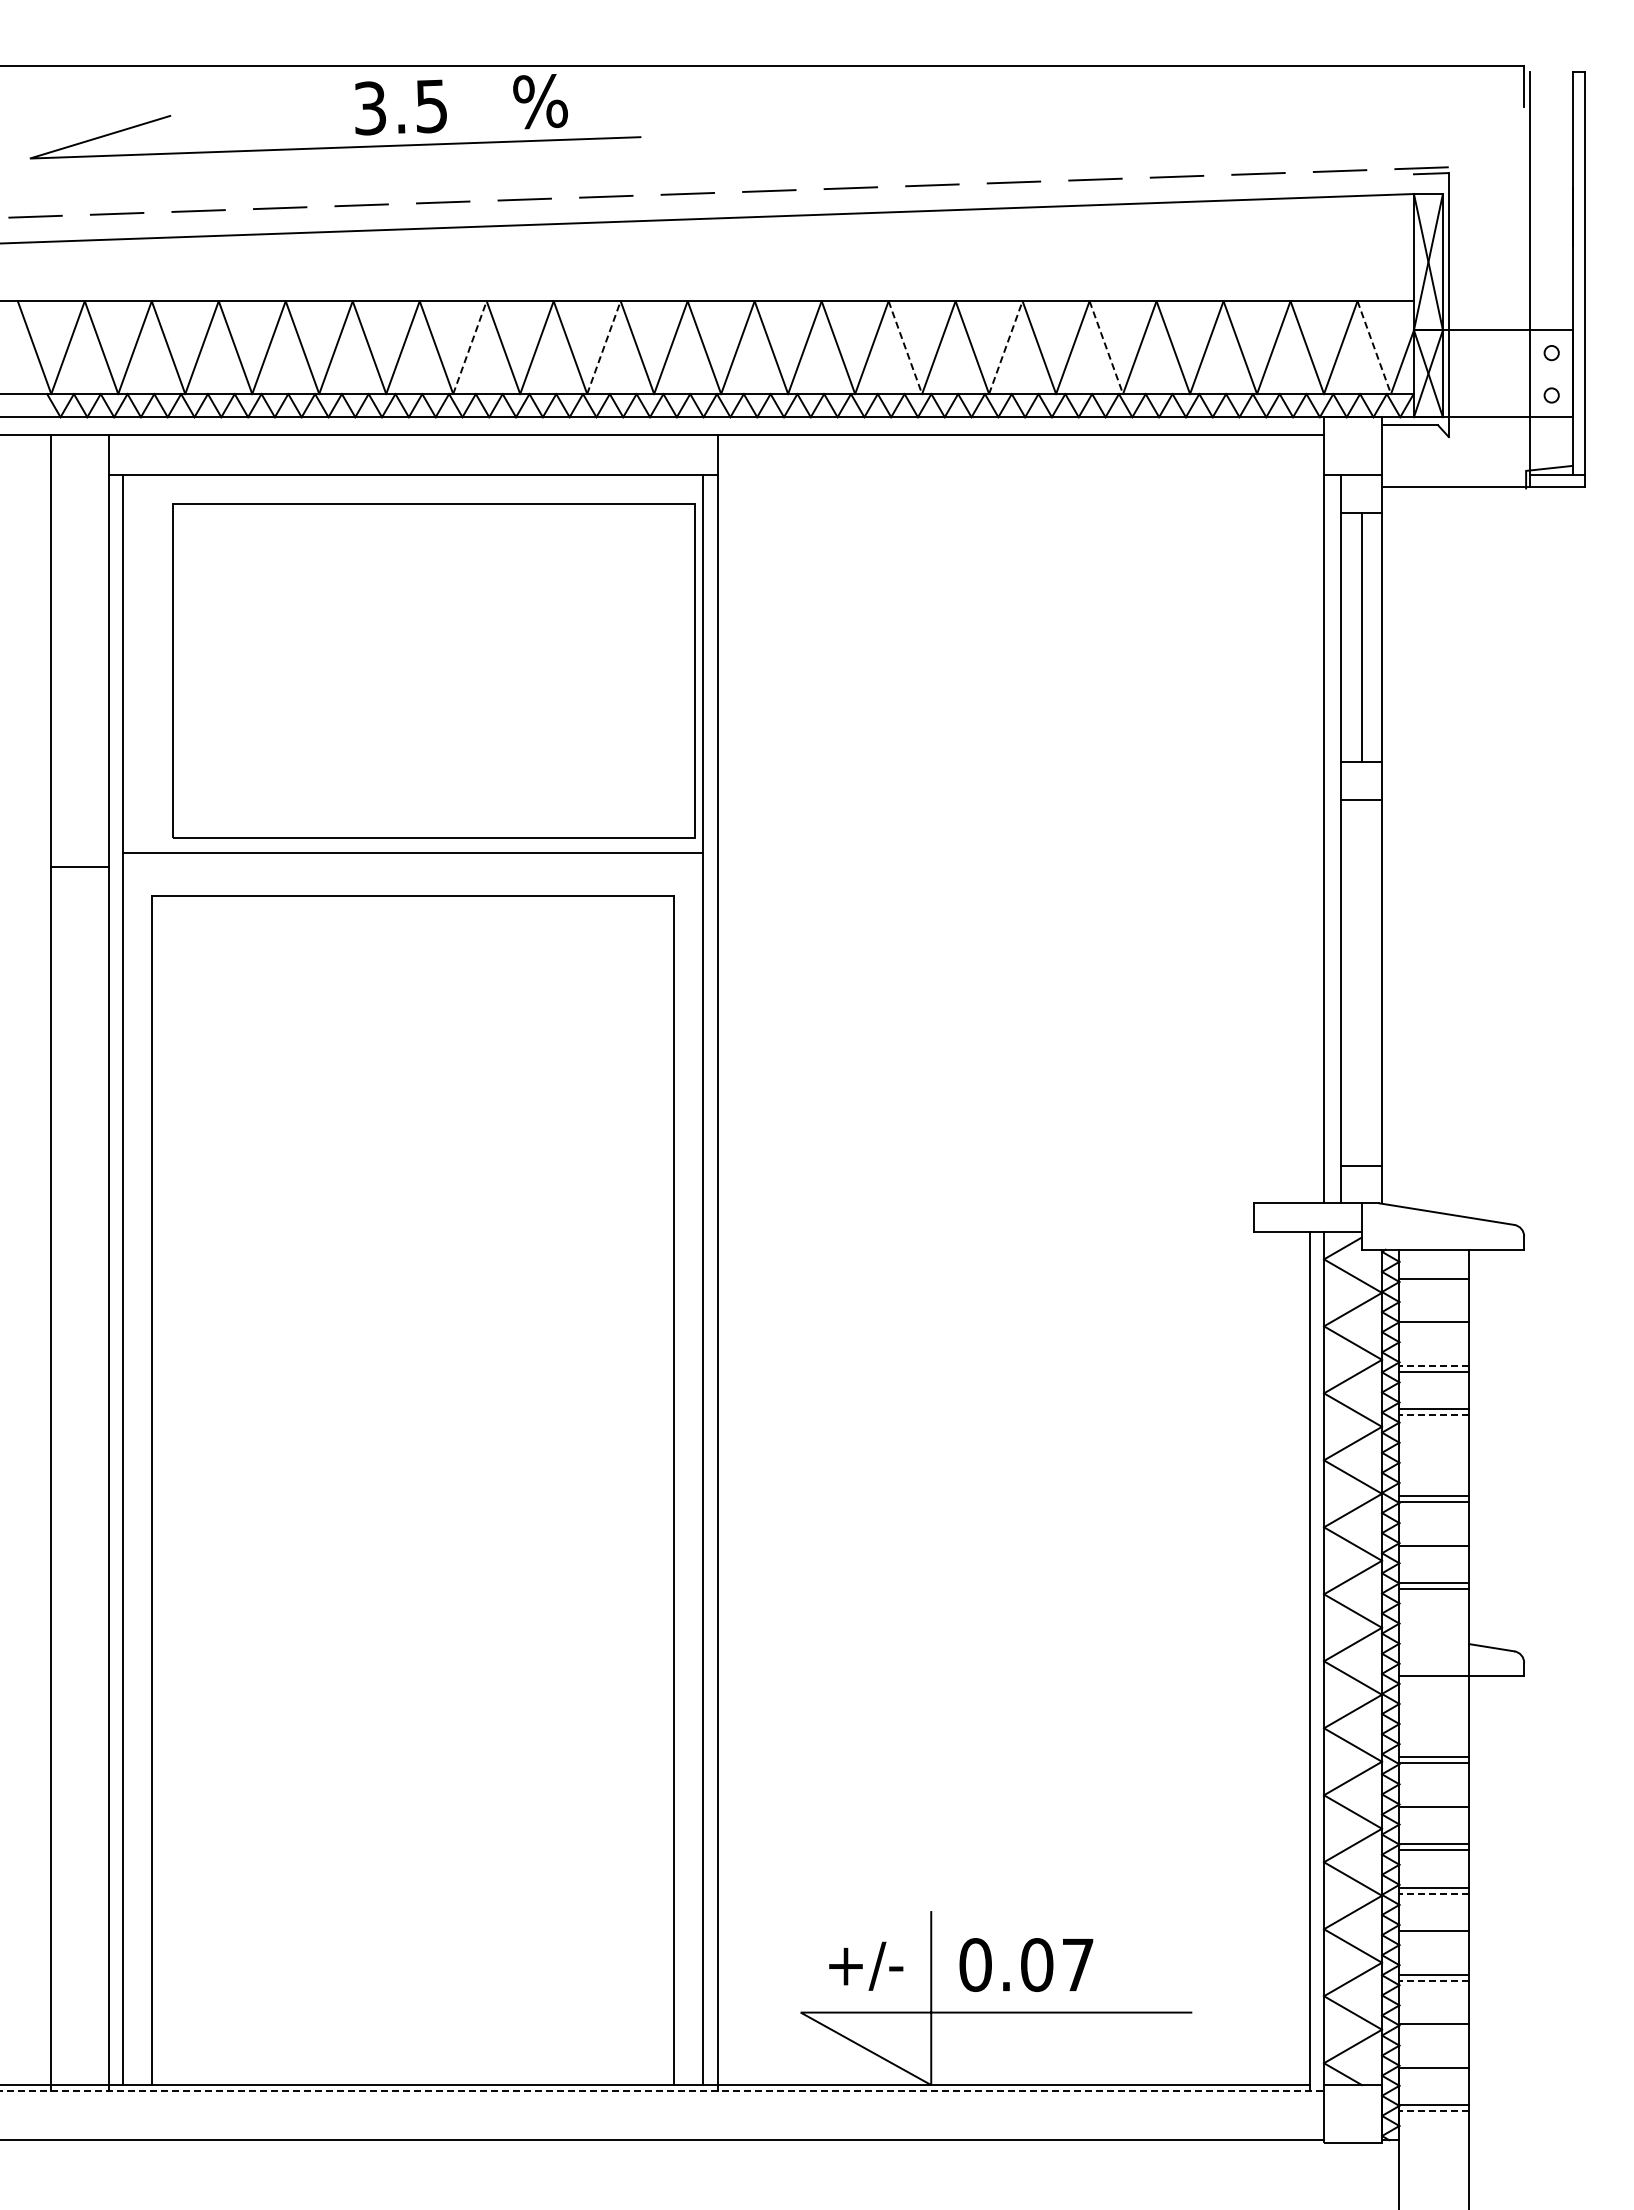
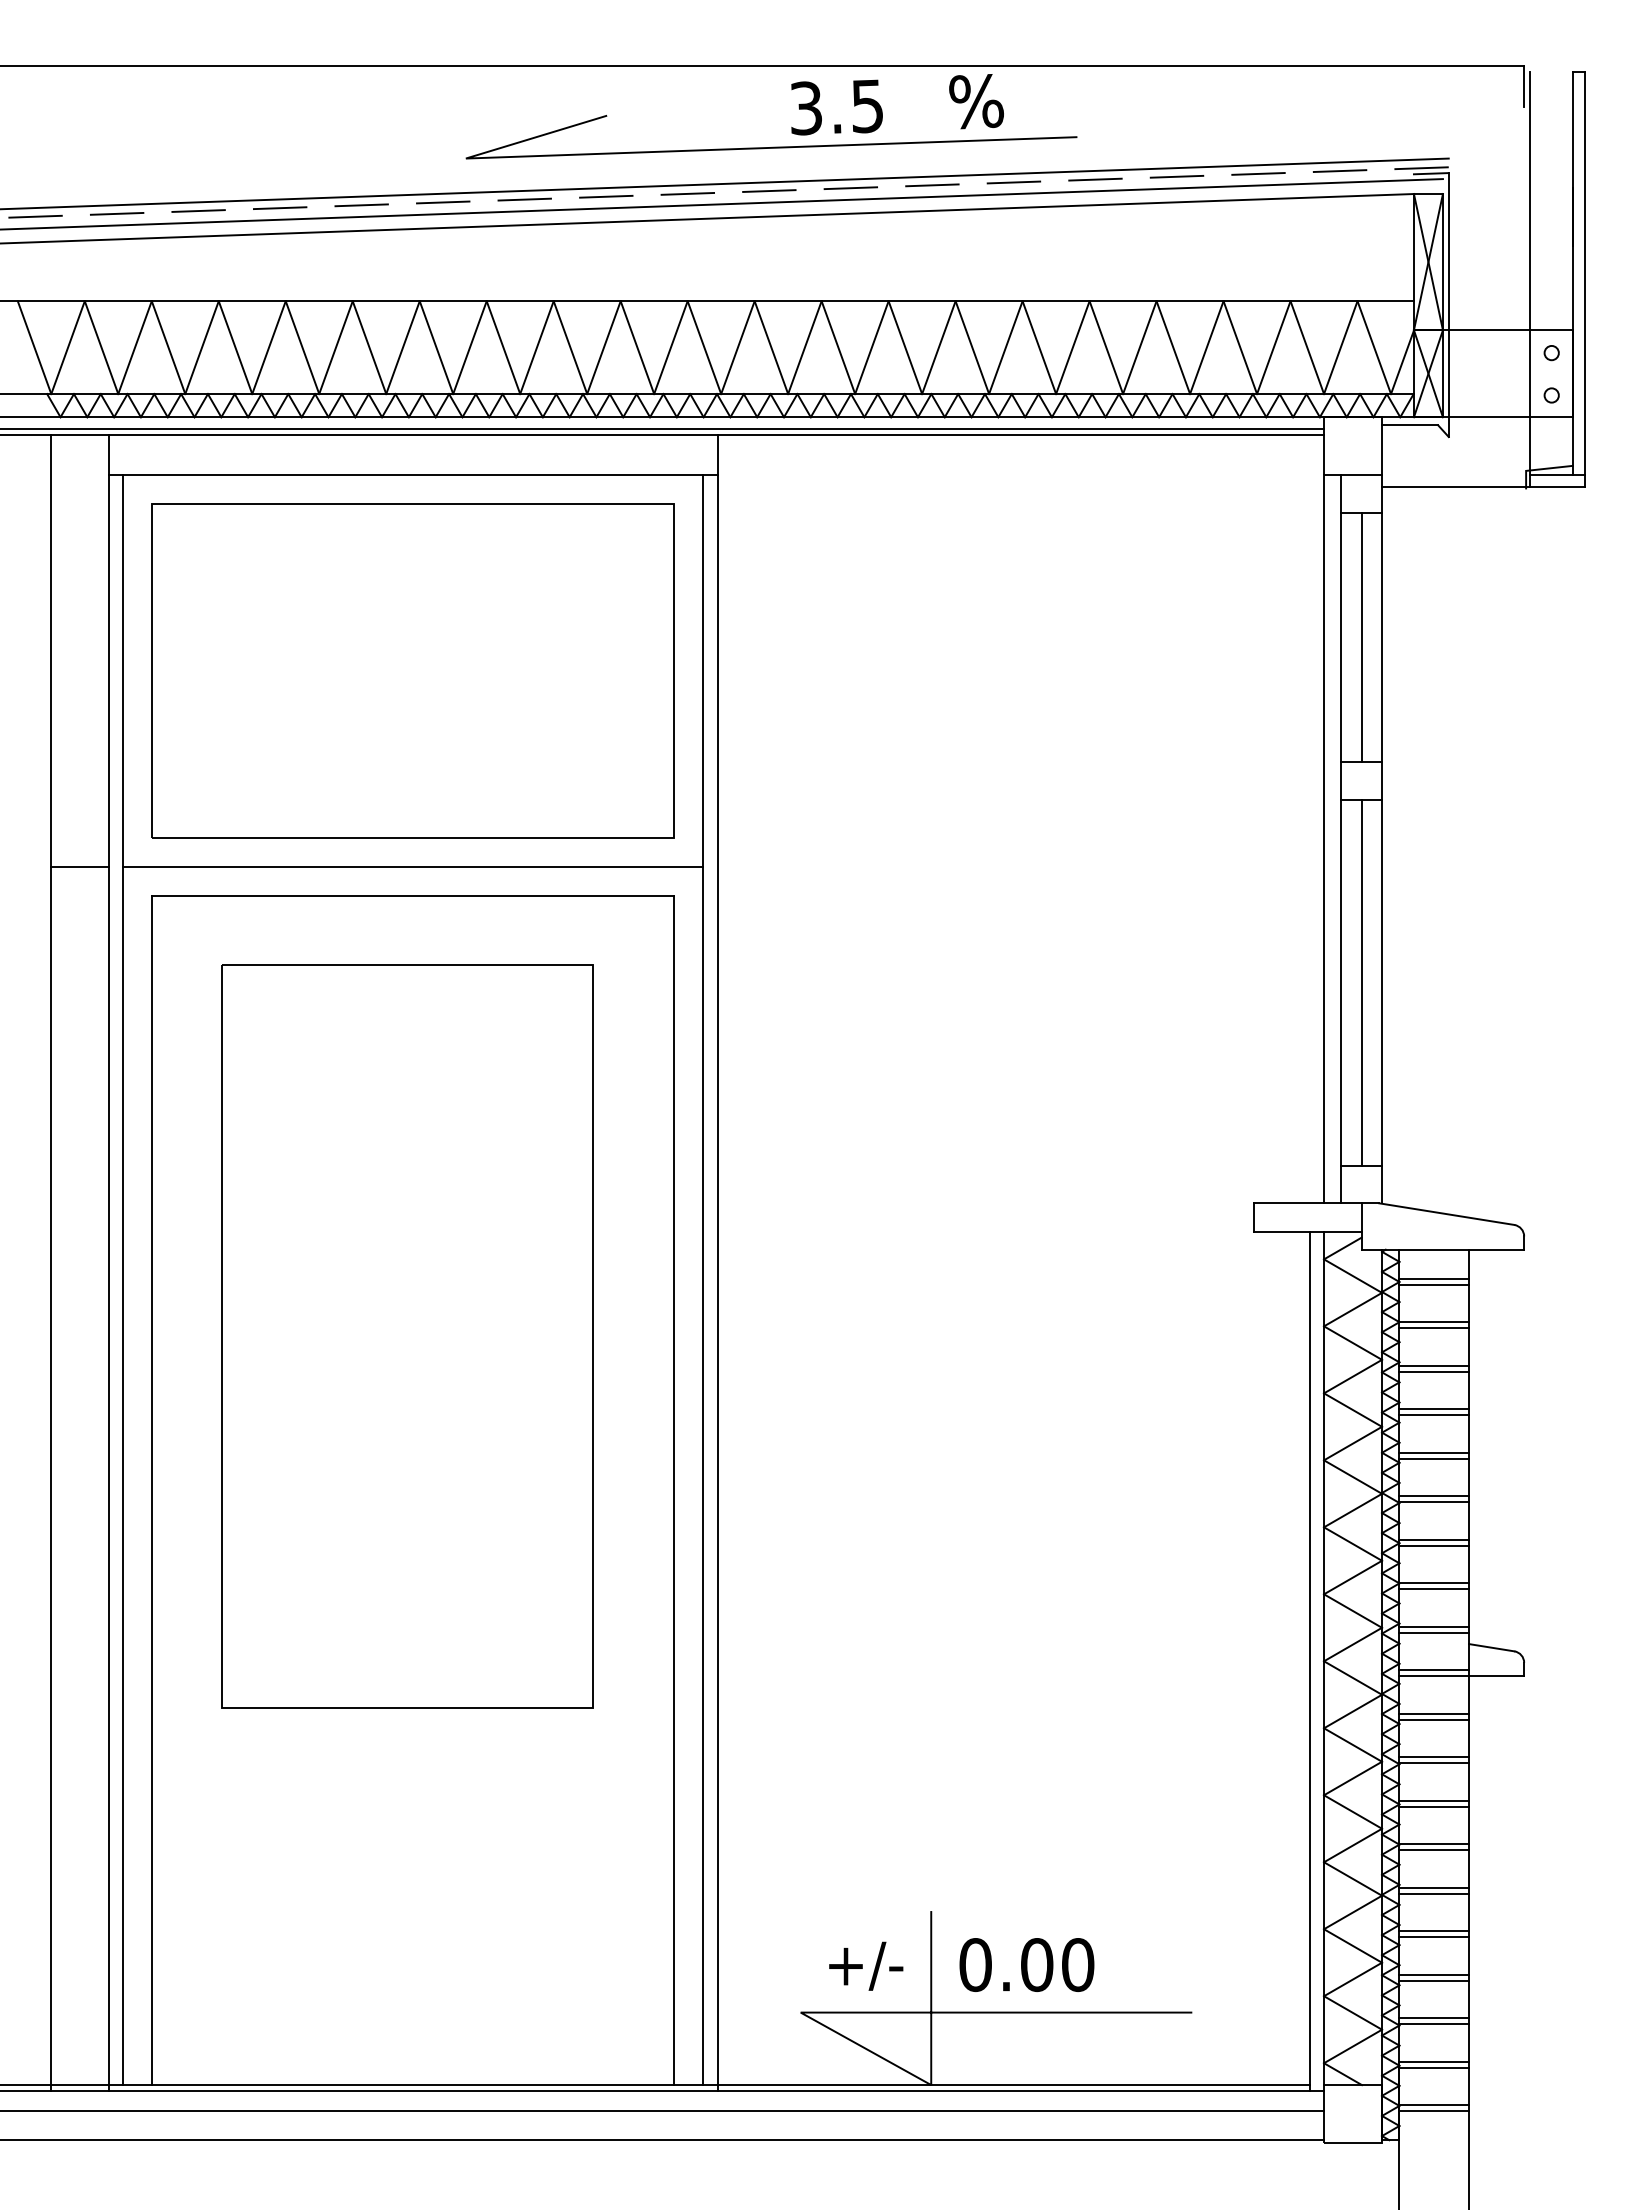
part position: (336, 146) -> (772, 146) (772, 146)
line: none -> present (725, 183)
line: none -> present (722, 204)
line: dashed -> solid (470, 347)
line: dashed -> solid (604, 347)
line: dashed -> solid (1006, 347)
line: dashed -> solid (905, 348)
line: dashed -> solid (1106, 348)
line: dashed -> solid (1374, 348)
line: none -> present (663, 428)
part position: (433, 670) -> (412, 670) (412, 670)
line position: (413, 852) -> (413, 866) (413, 866)
line: none -> present (1361, 982)
line: none -> present (1434, 1284)
line: none -> present (1434, 1328)
part: none -> present (407, 1336)
line: dashed -> solid (1434, 1365)
line: dashed -> solid (1434, 1415)
line: none -> present (1434, 1452)
line: none -> present (1434, 1458)
line: none -> present (1434, 1539)
line: none -> present (1434, 1626)
line: none -> present (1434, 1632)
line: none -> present (1434, 1670)
line: none -> present (1434, 1713)
line: none -> present (1434, 1719)
line: none -> present (1434, 1800)
line: dashed -> solid (1434, 1893)
line: none -> present (1434, 1937)
text: 0.07 -> 0.00 (1078, 1965)
line: dashed -> solid (1434, 1980)
line: none -> present (1434, 2018)
line: none -> present (1434, 2061)
line: dashed -> solid (662, 2090)
line: none -> present (663, 2111)
line: dashed -> solid (1434, 2111)
